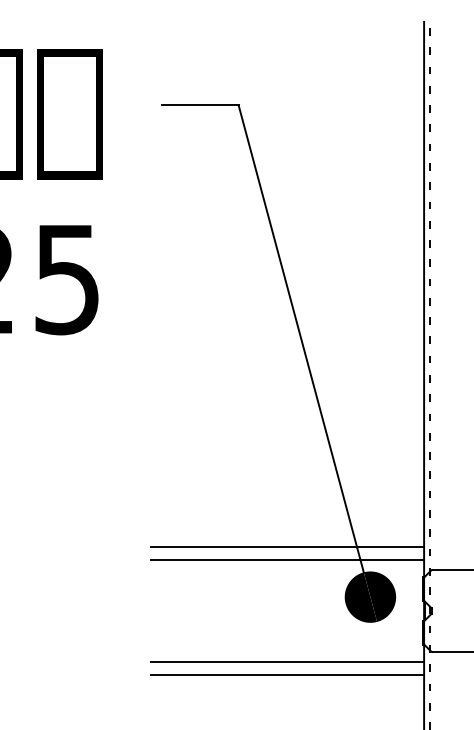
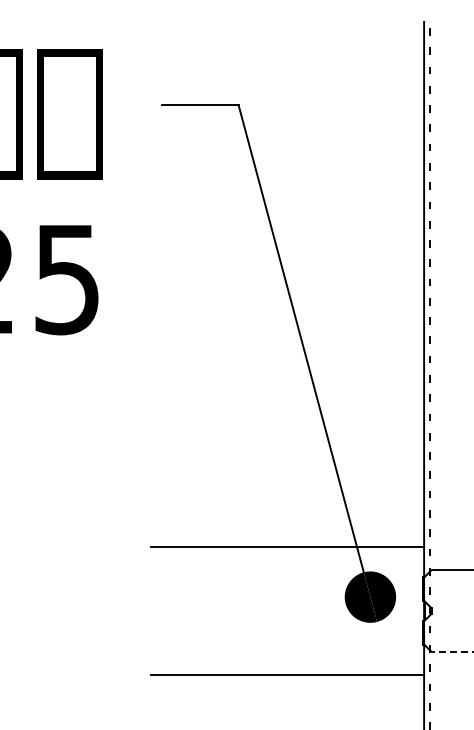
line: present -> none (287, 559)
line: solid -> dashed (452, 652)
line: present -> none (287, 662)
